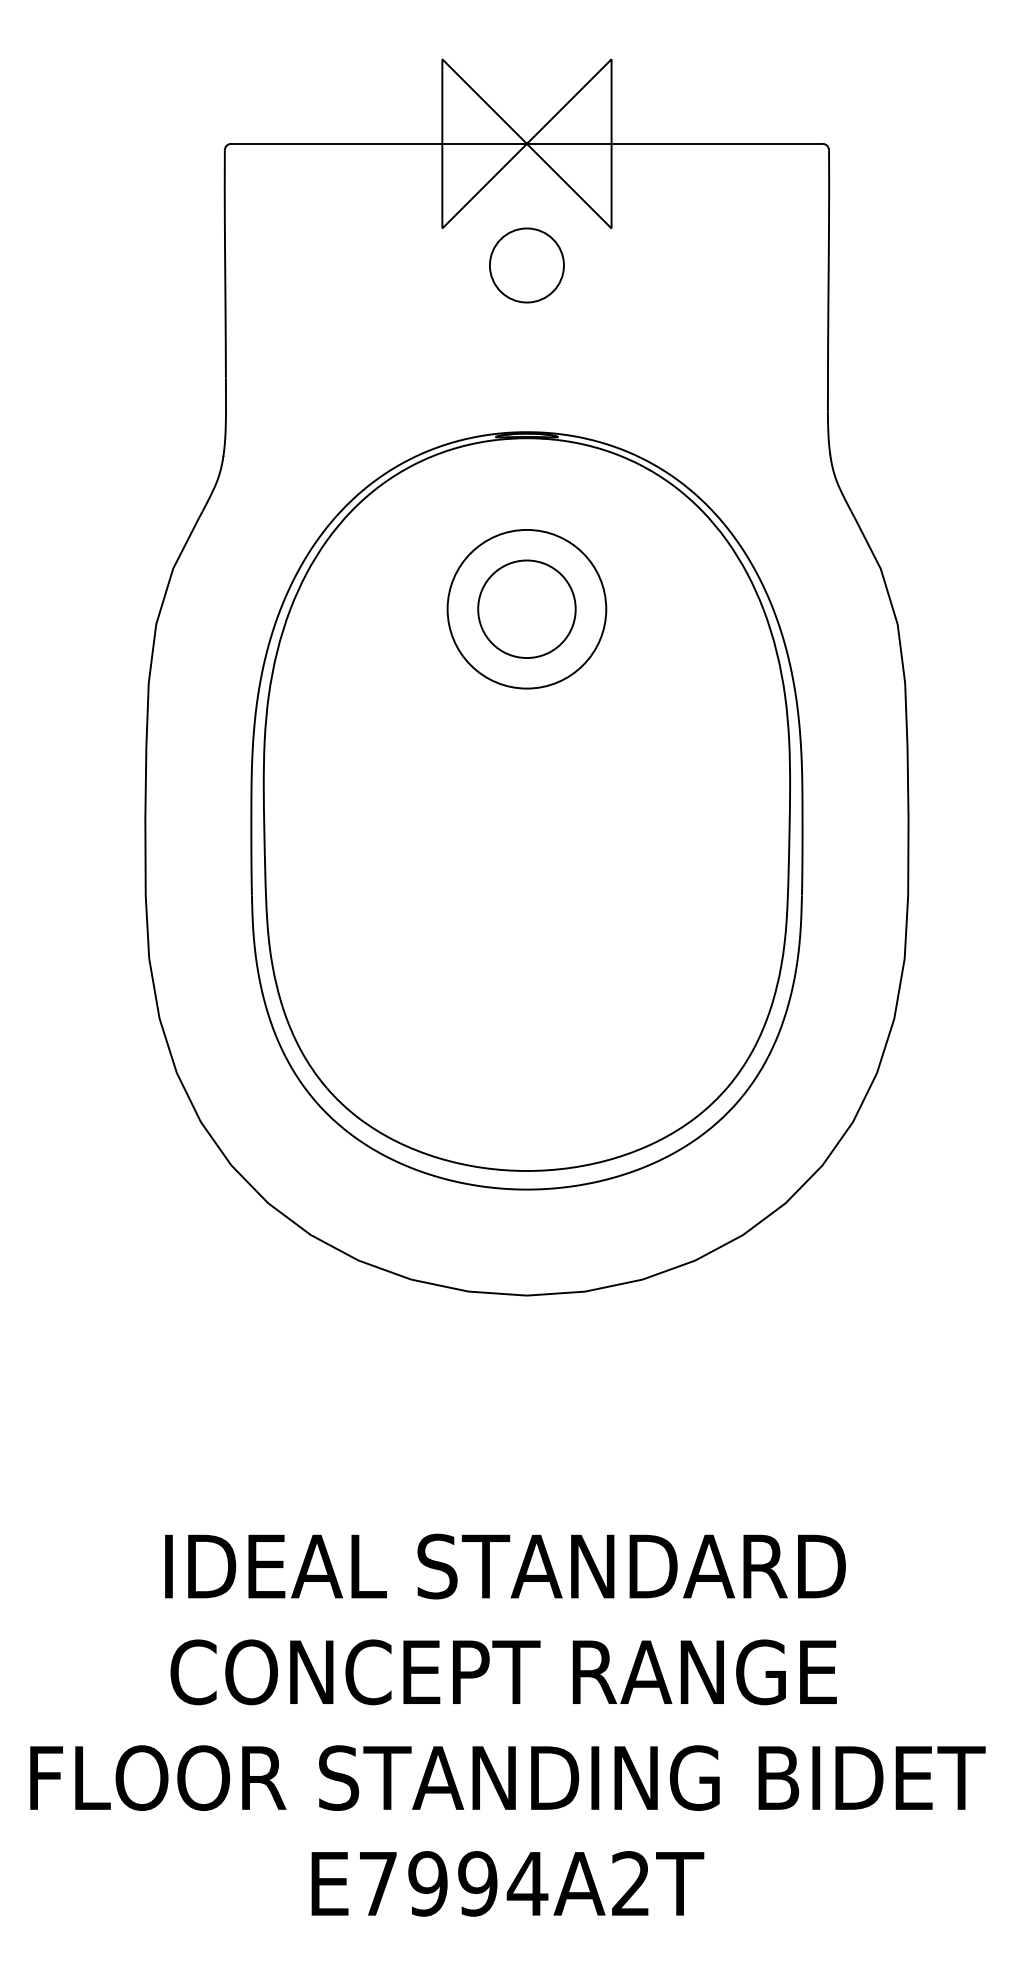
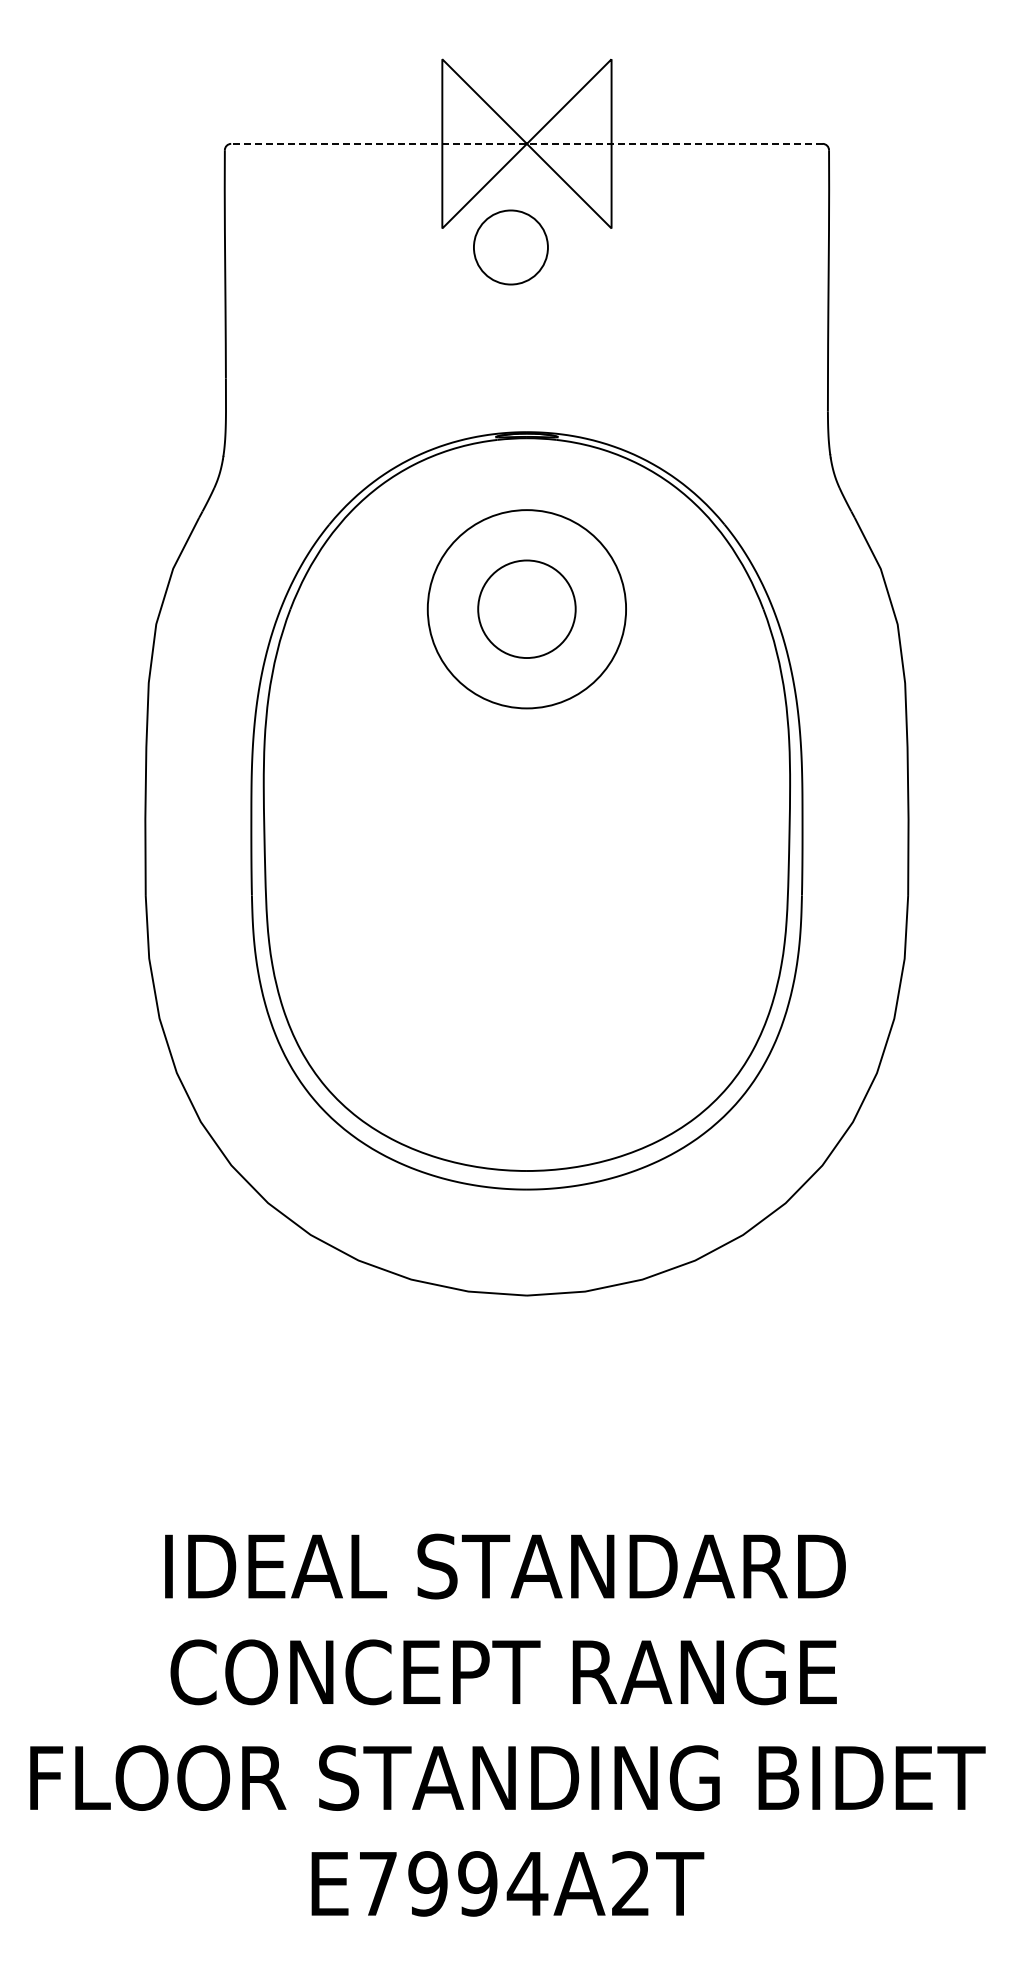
line: solid -> dashed (526, 143)
circle position: (526, 265) -> (510, 247) (510, 247)
circle diameter: 159 px -> 198 px (526, 609)
